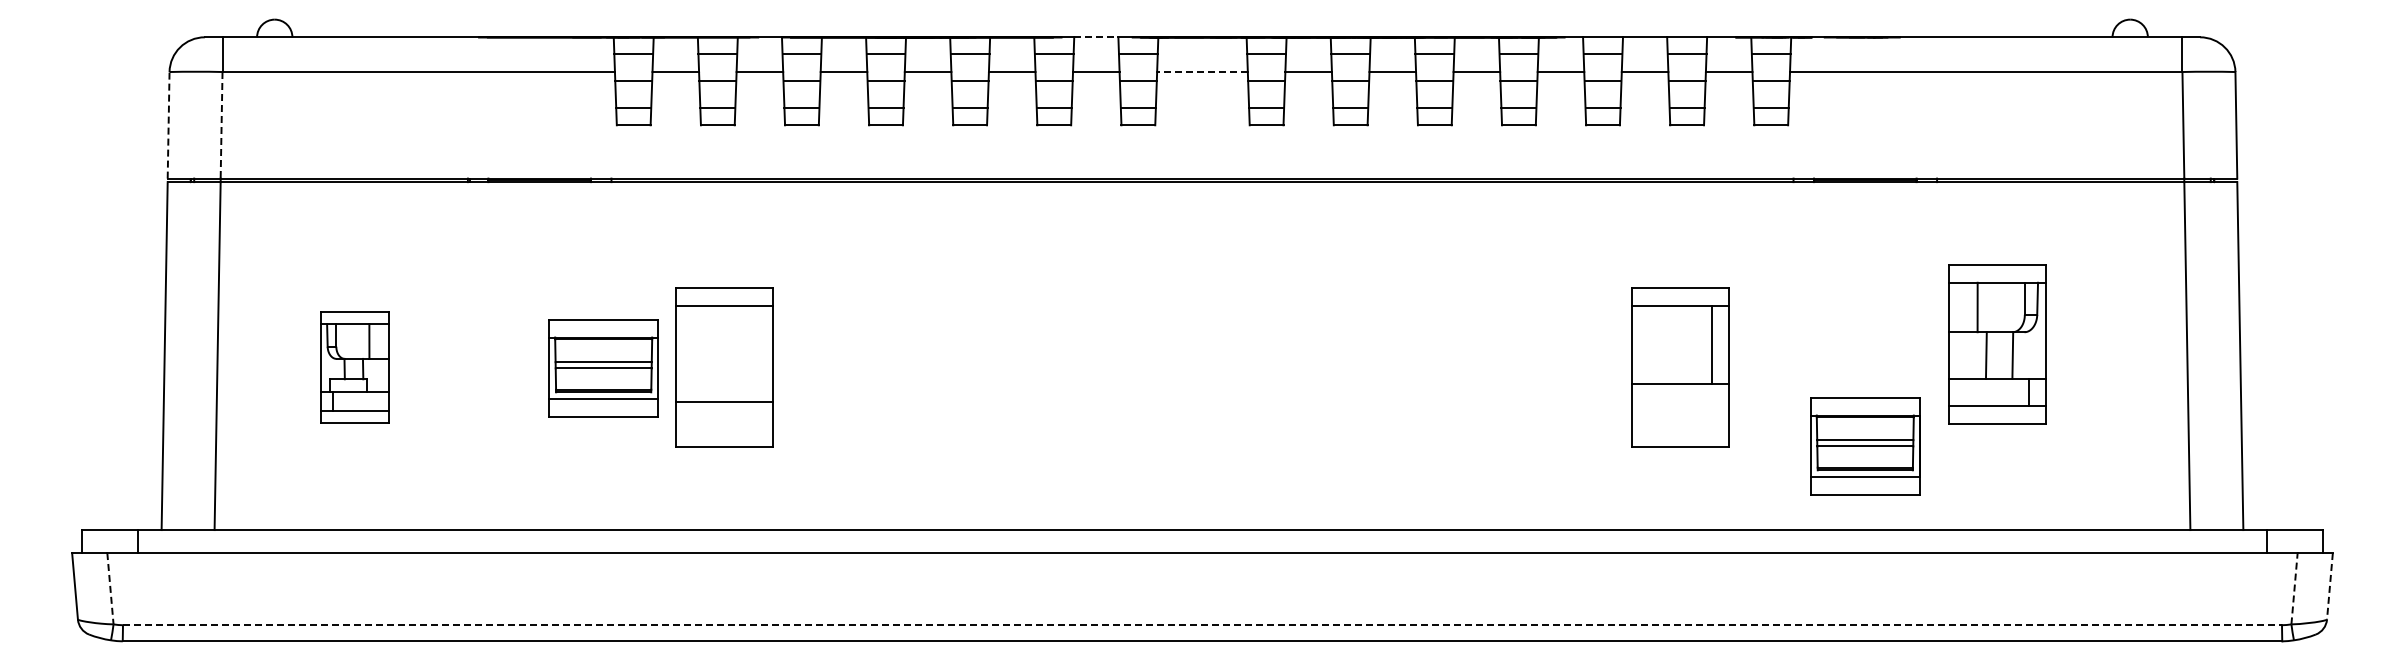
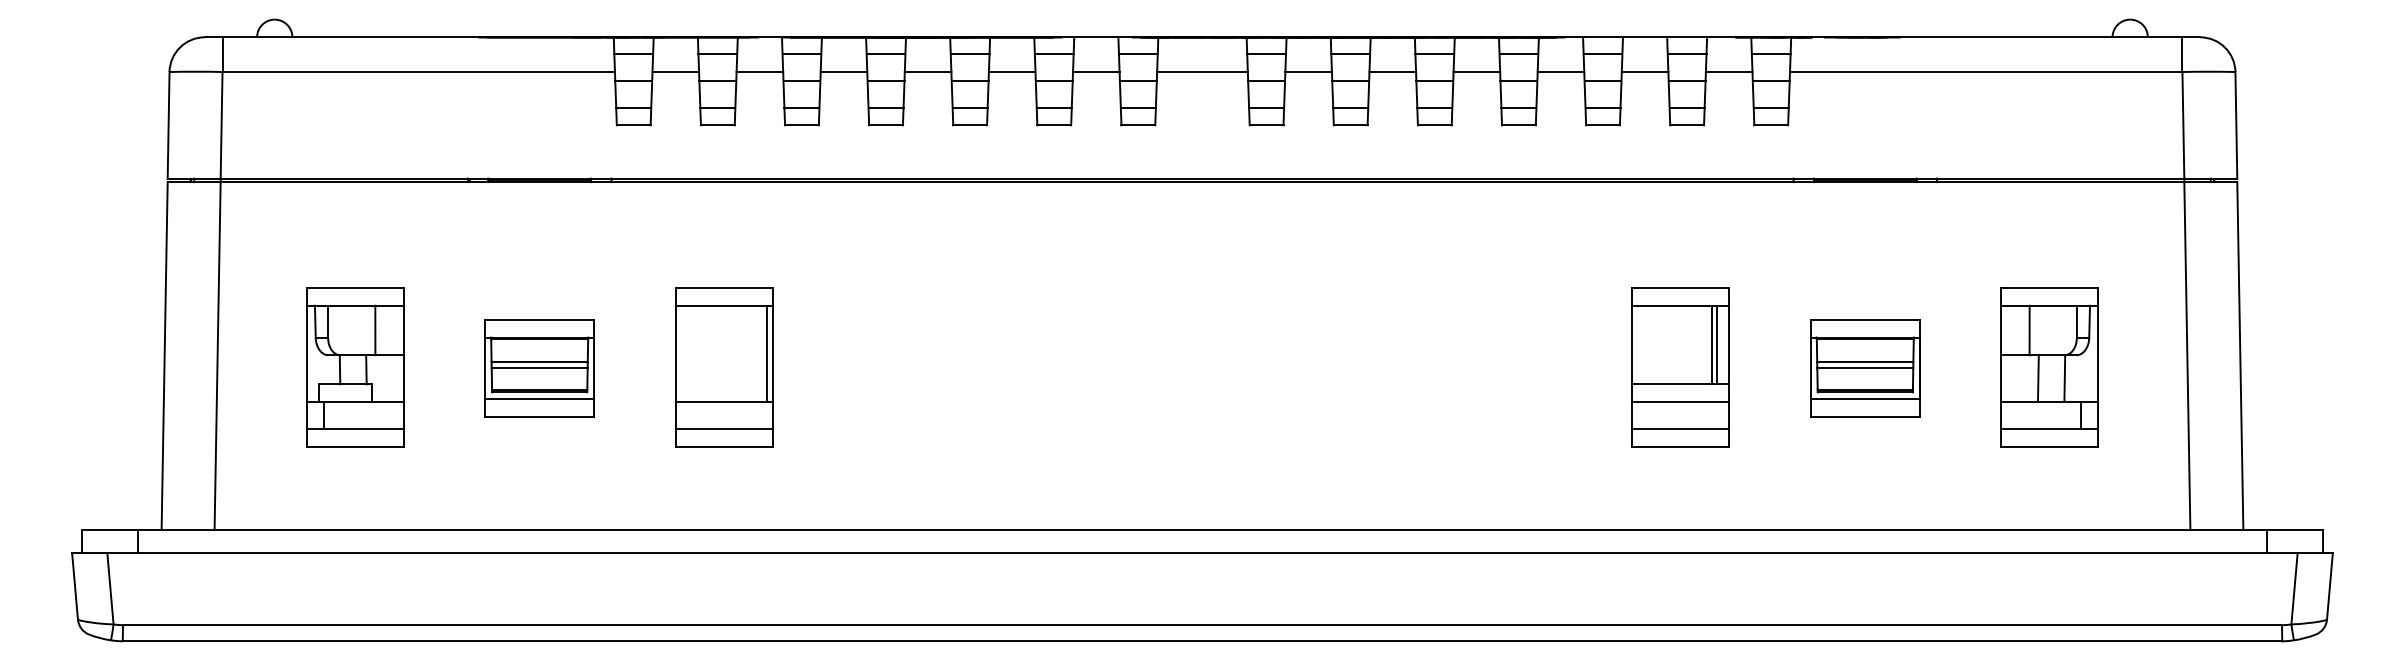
line: dashed -> solid (1096, 37)
line: dashed -> solid (1201, 72)
line: dashed -> solid (168, 124)
line: dashed -> solid (221, 125)
line: none -> present (1716, 344)
part position: (1997, 344) -> (2049, 367) (2049, 367)
line: none -> present (766, 353)
part size: 70x113 px -> 99x161 px (355, 367)
part position: (603, 368) -> (539, 368) (539, 368)
line: none -> present (1680, 402)
line: none -> present (723, 429)
line: none -> present (1680, 429)
part position: (1865, 446) -> (1865, 368) (1865, 368)
line: dashed -> solid (2329, 586)
line: dashed -> solid (110, 588)
line: dashed -> solid (2294, 588)
line: dashed -> solid (1203, 625)
